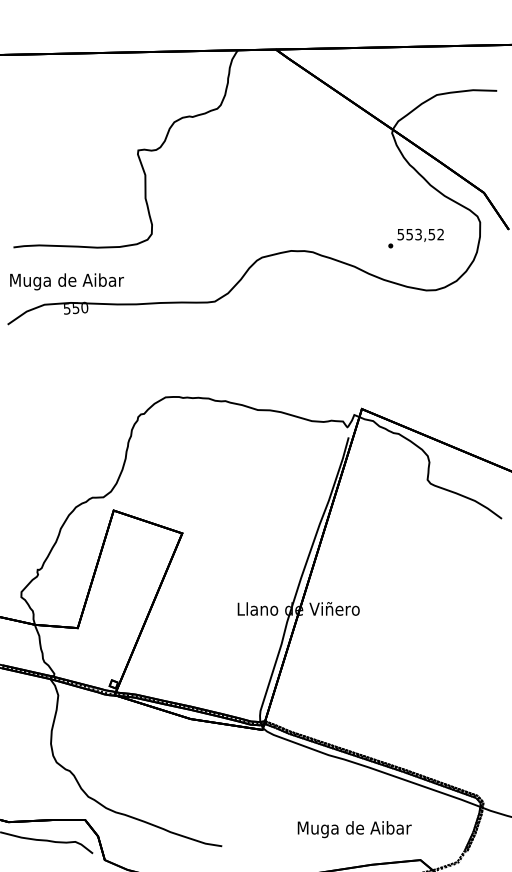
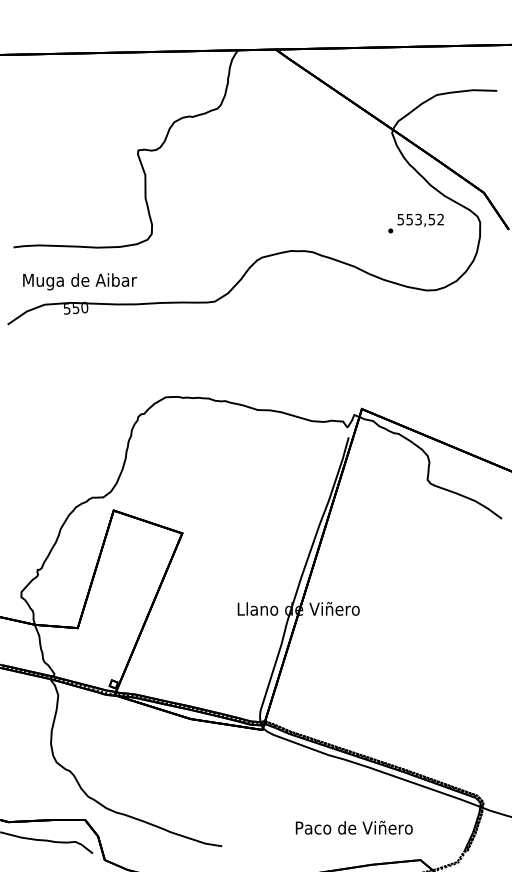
text position: (415, 238) -> (415, 223) (415, 223)
text position: (66, 281) -> (79, 281) (79, 281)
text: Muga de Aibar -> Paco de Viñero (353, 829)
